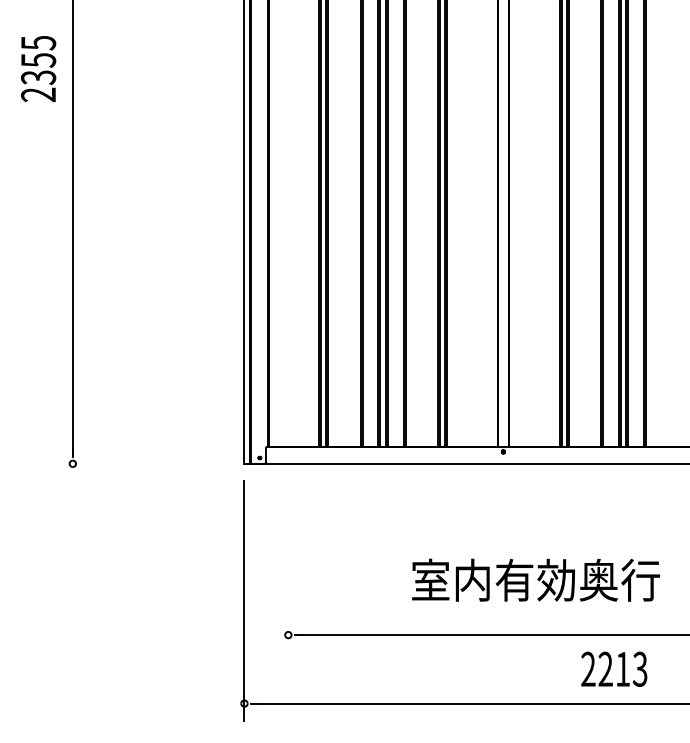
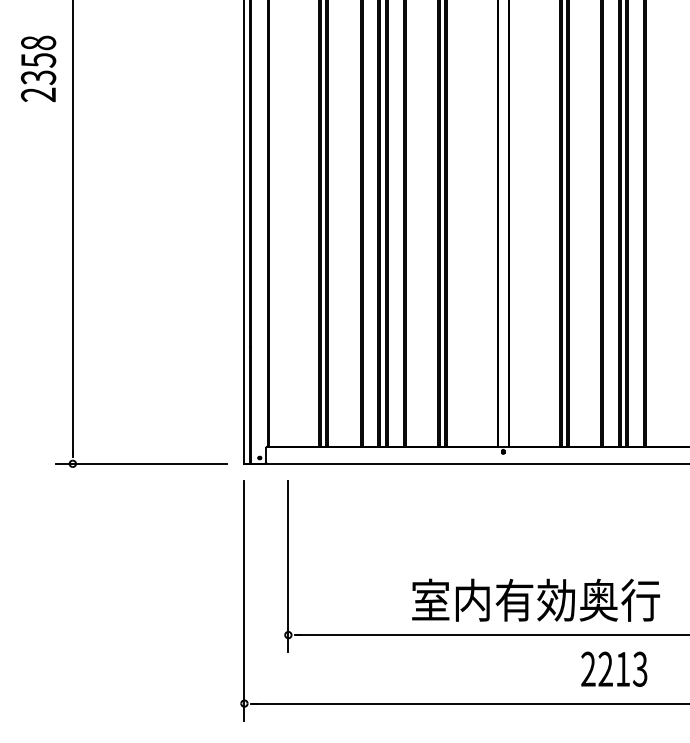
text: 2355 -> 2358 (38, 42)
line: none -> present (140, 463)
line: none -> present (288, 566)
text position: (535, 579) -> (535, 599) (535, 599)
